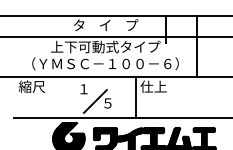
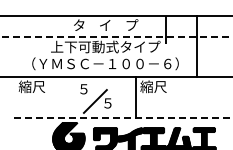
line: solid -> dashed (116, 36)
text: 仕上 -> 縮尺 (153, 86)
text: １ -> ５ (83, 89)
line: solid -> dashed (124, 117)
